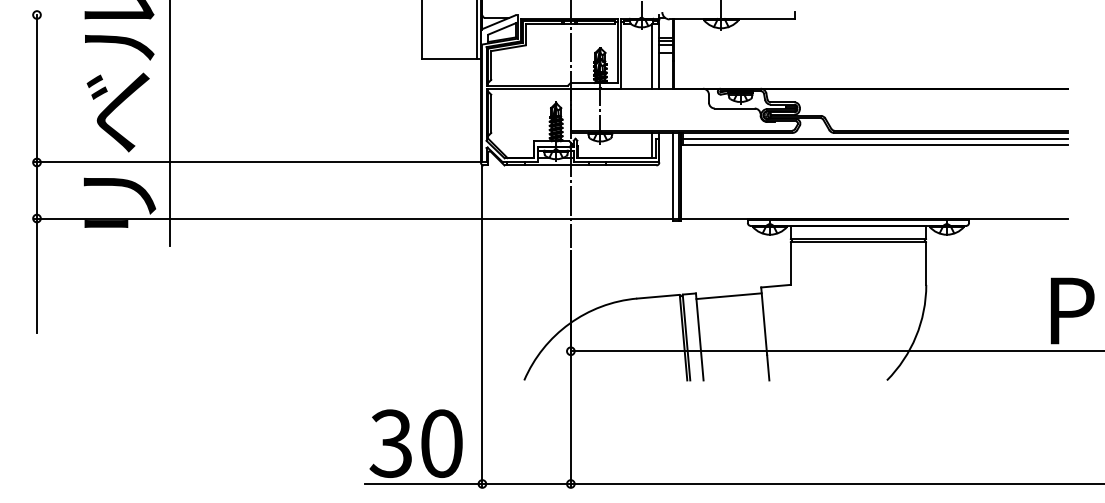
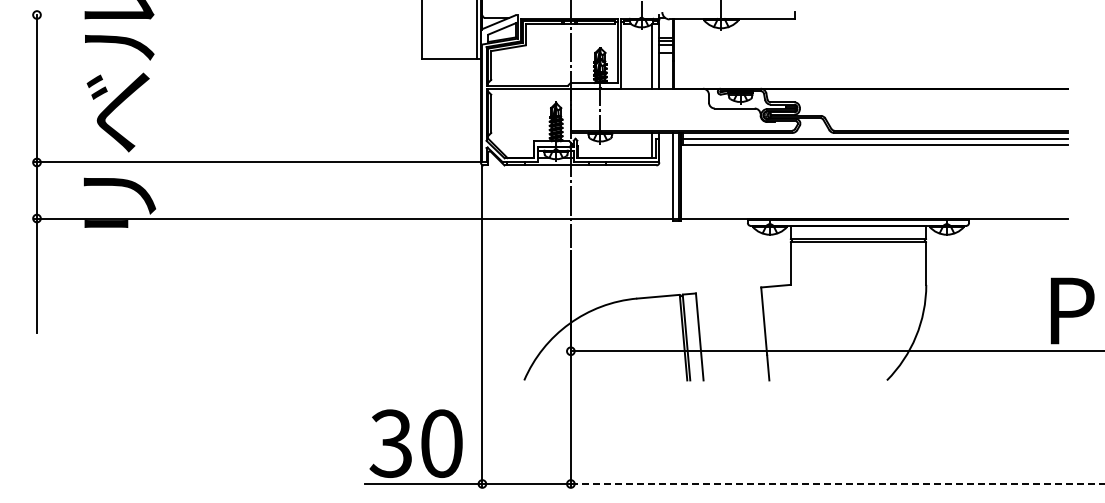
line: present -> none (169, 123)
line: present -> none (728, 296)
line: solid -> dashed (837, 483)
